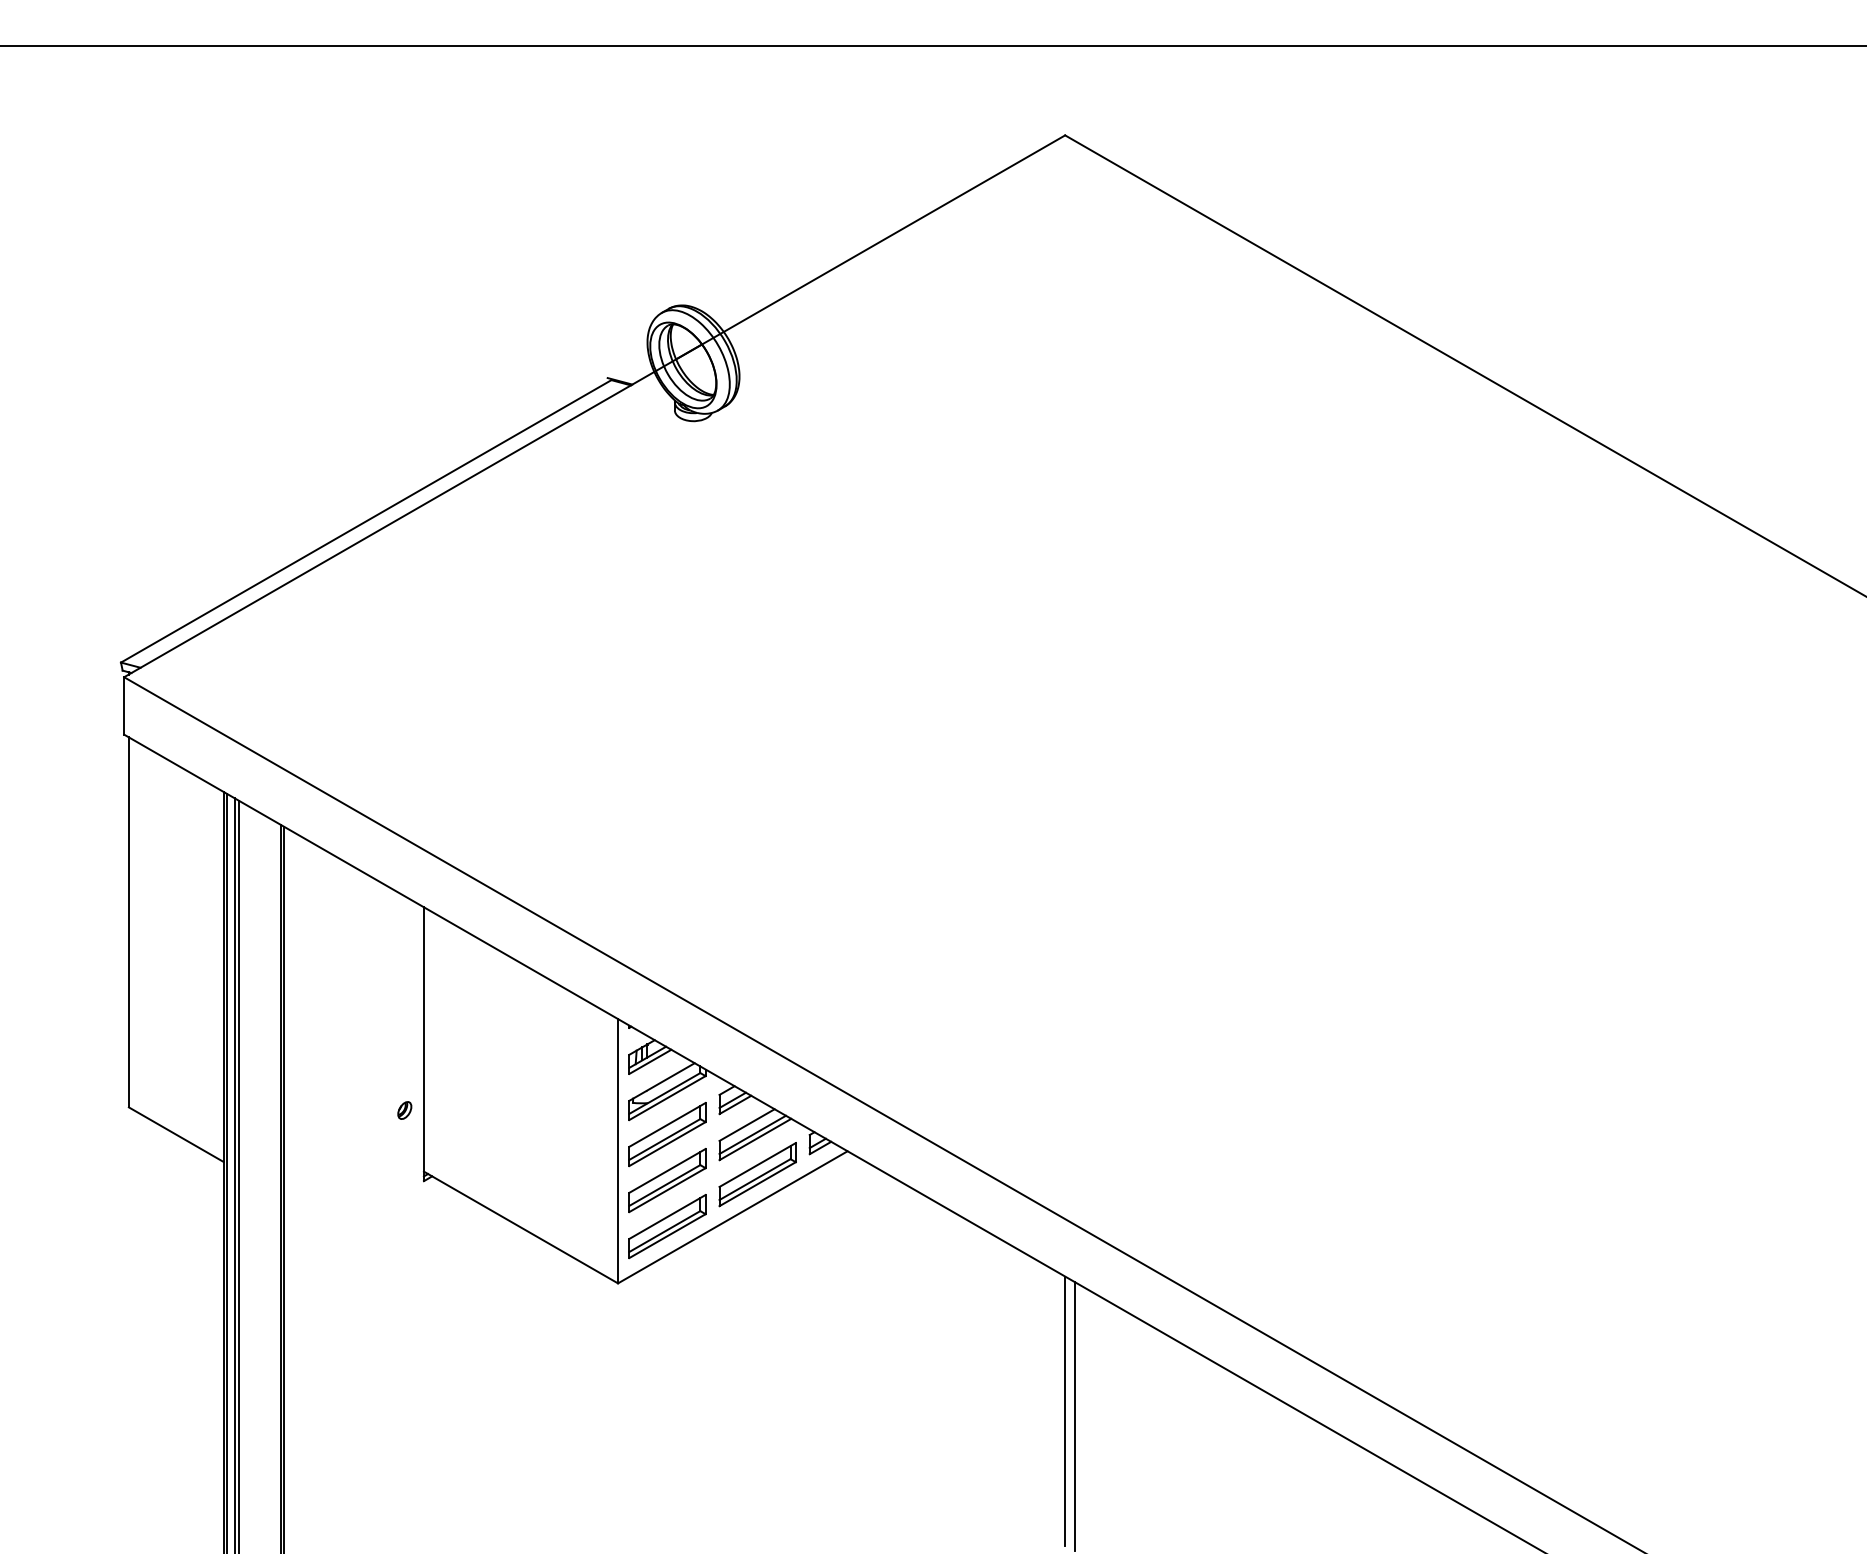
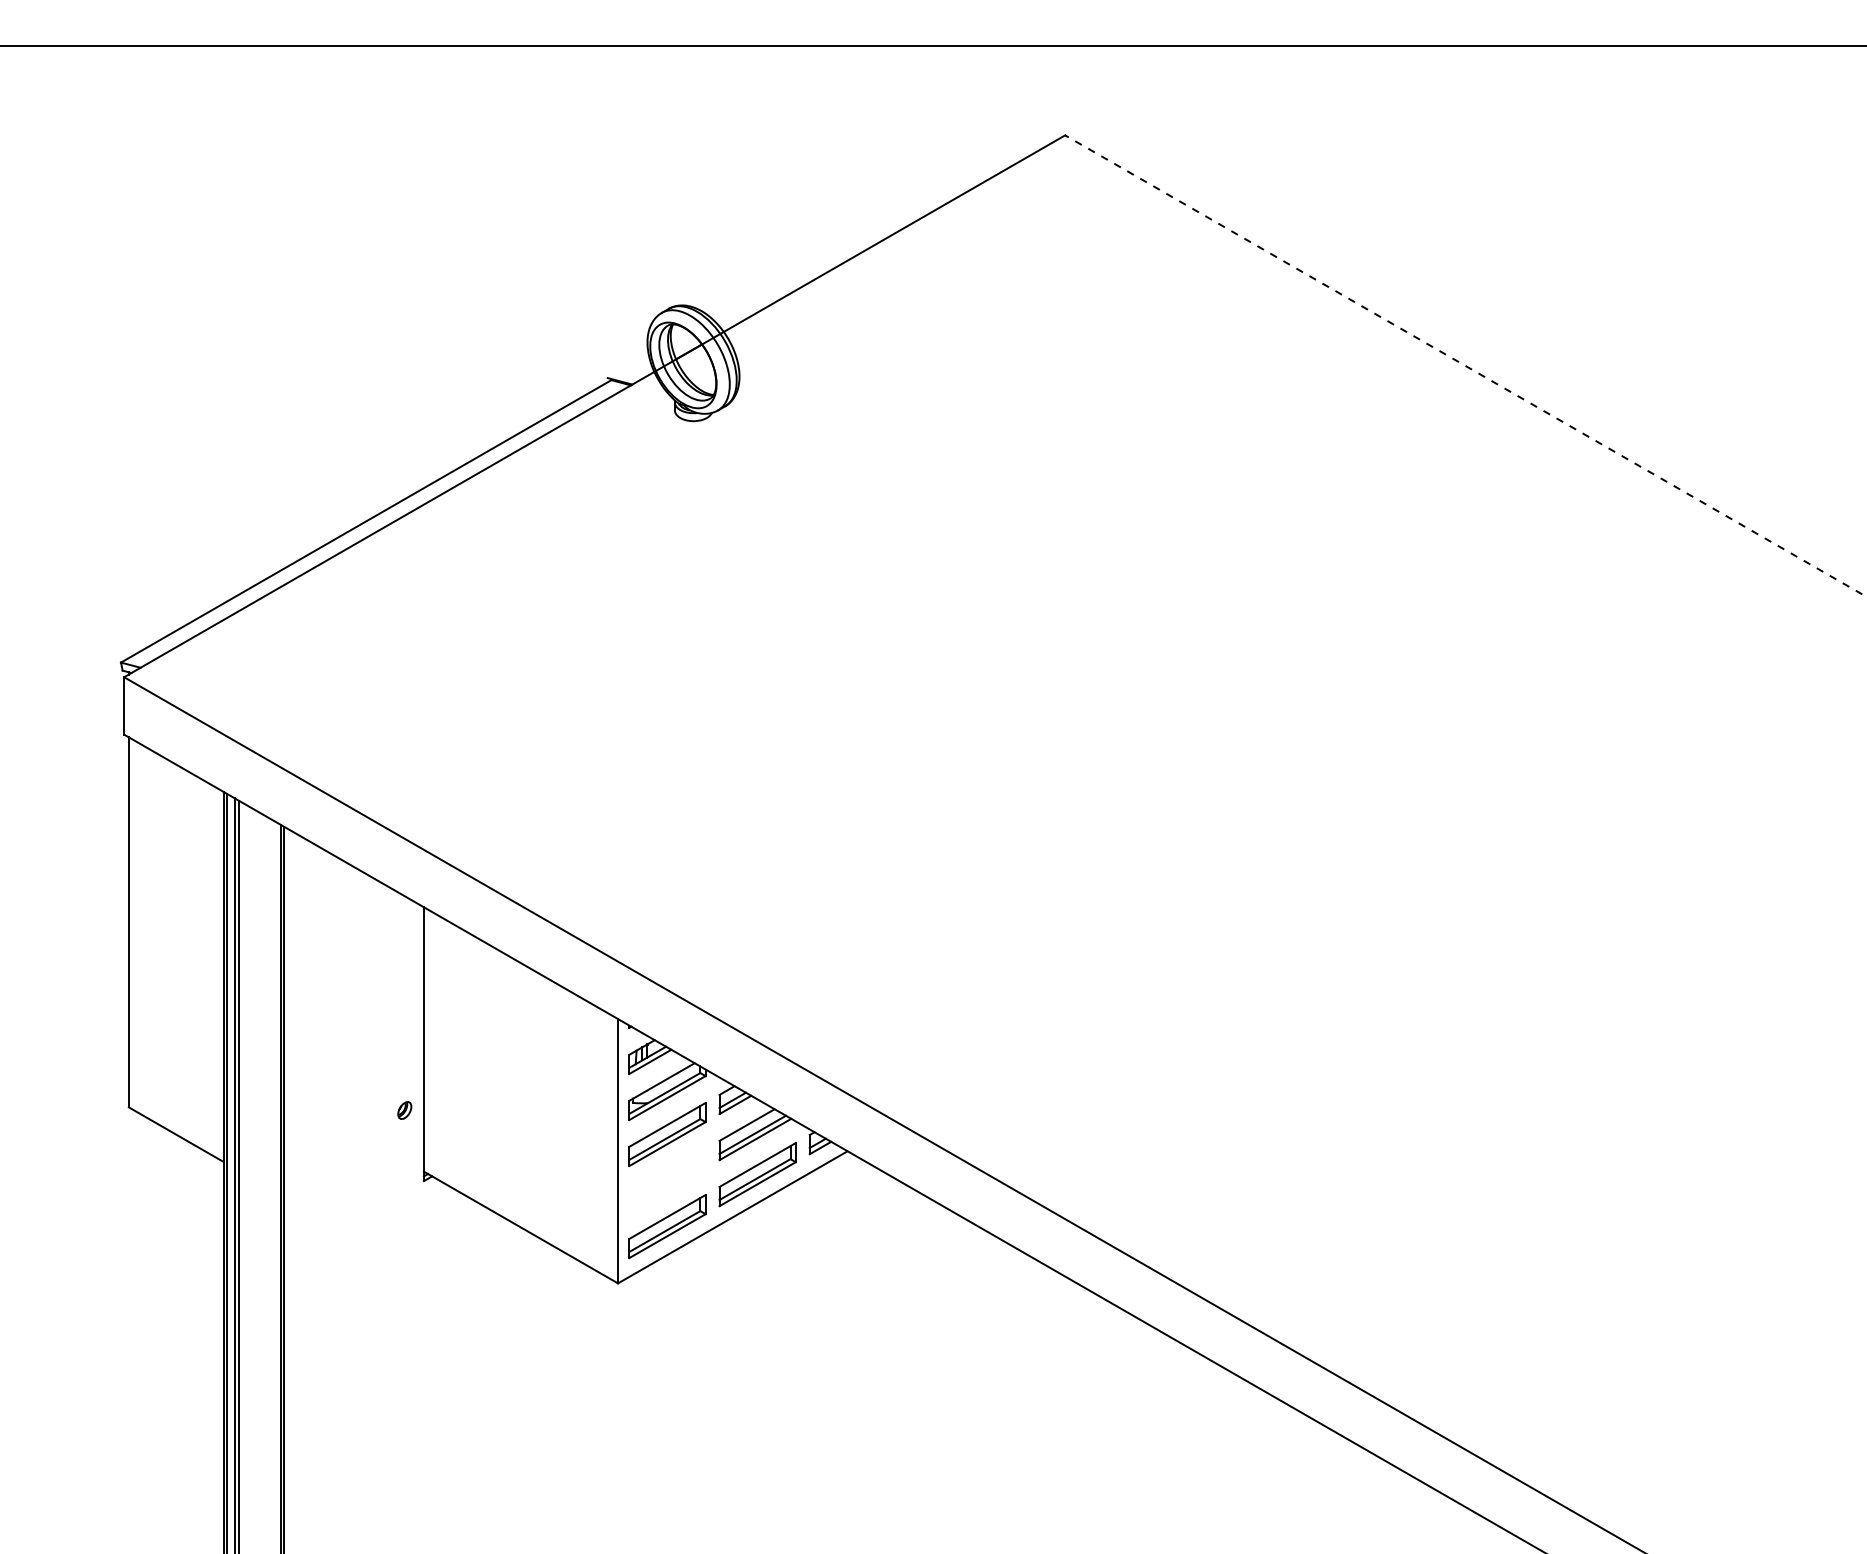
line: solid -> dashed (1465, 365)
part: present -> none (667, 1180)
line: present -> none (1065, 1410)
line: present -> none (1075, 1416)
